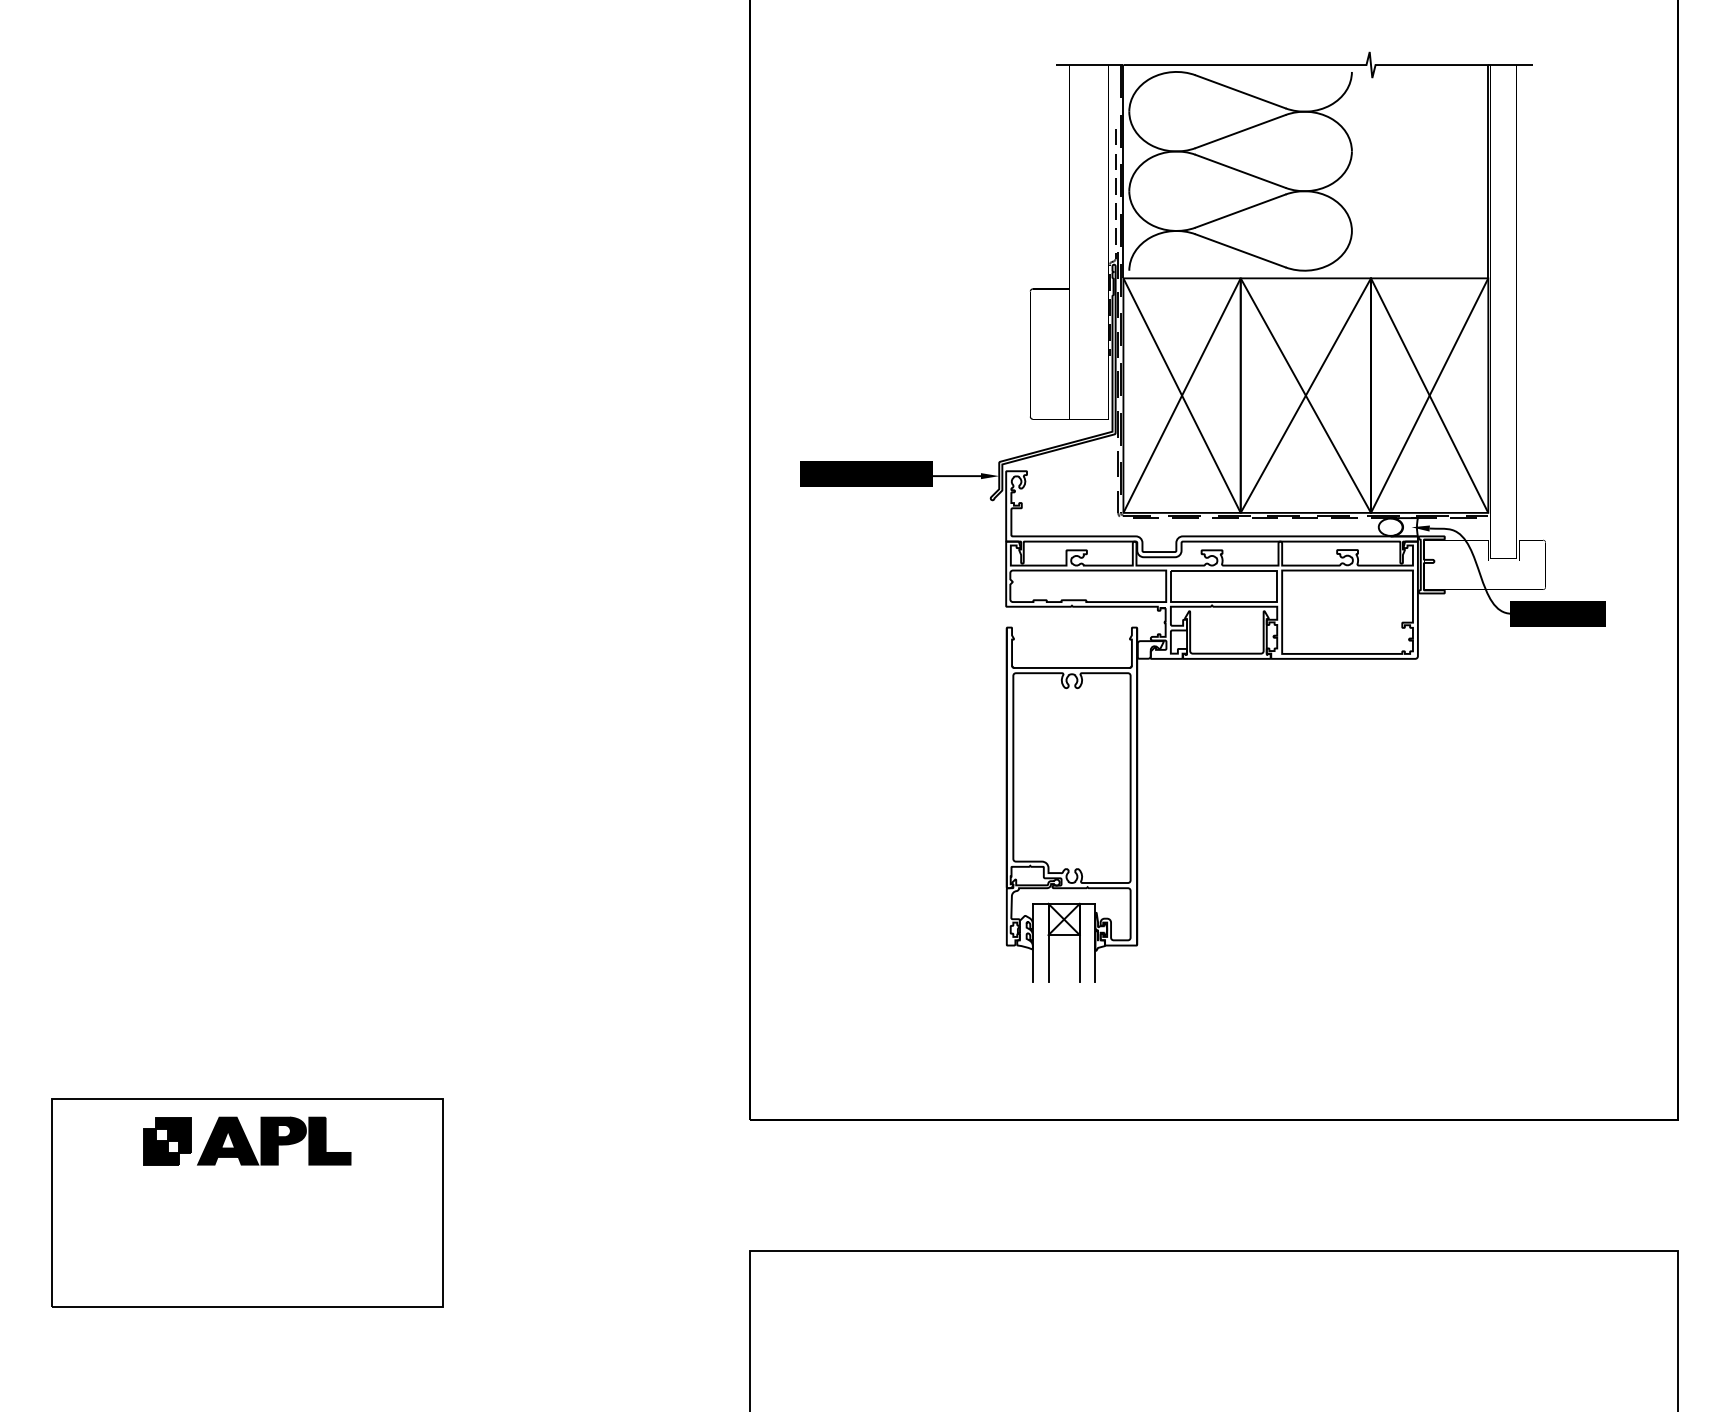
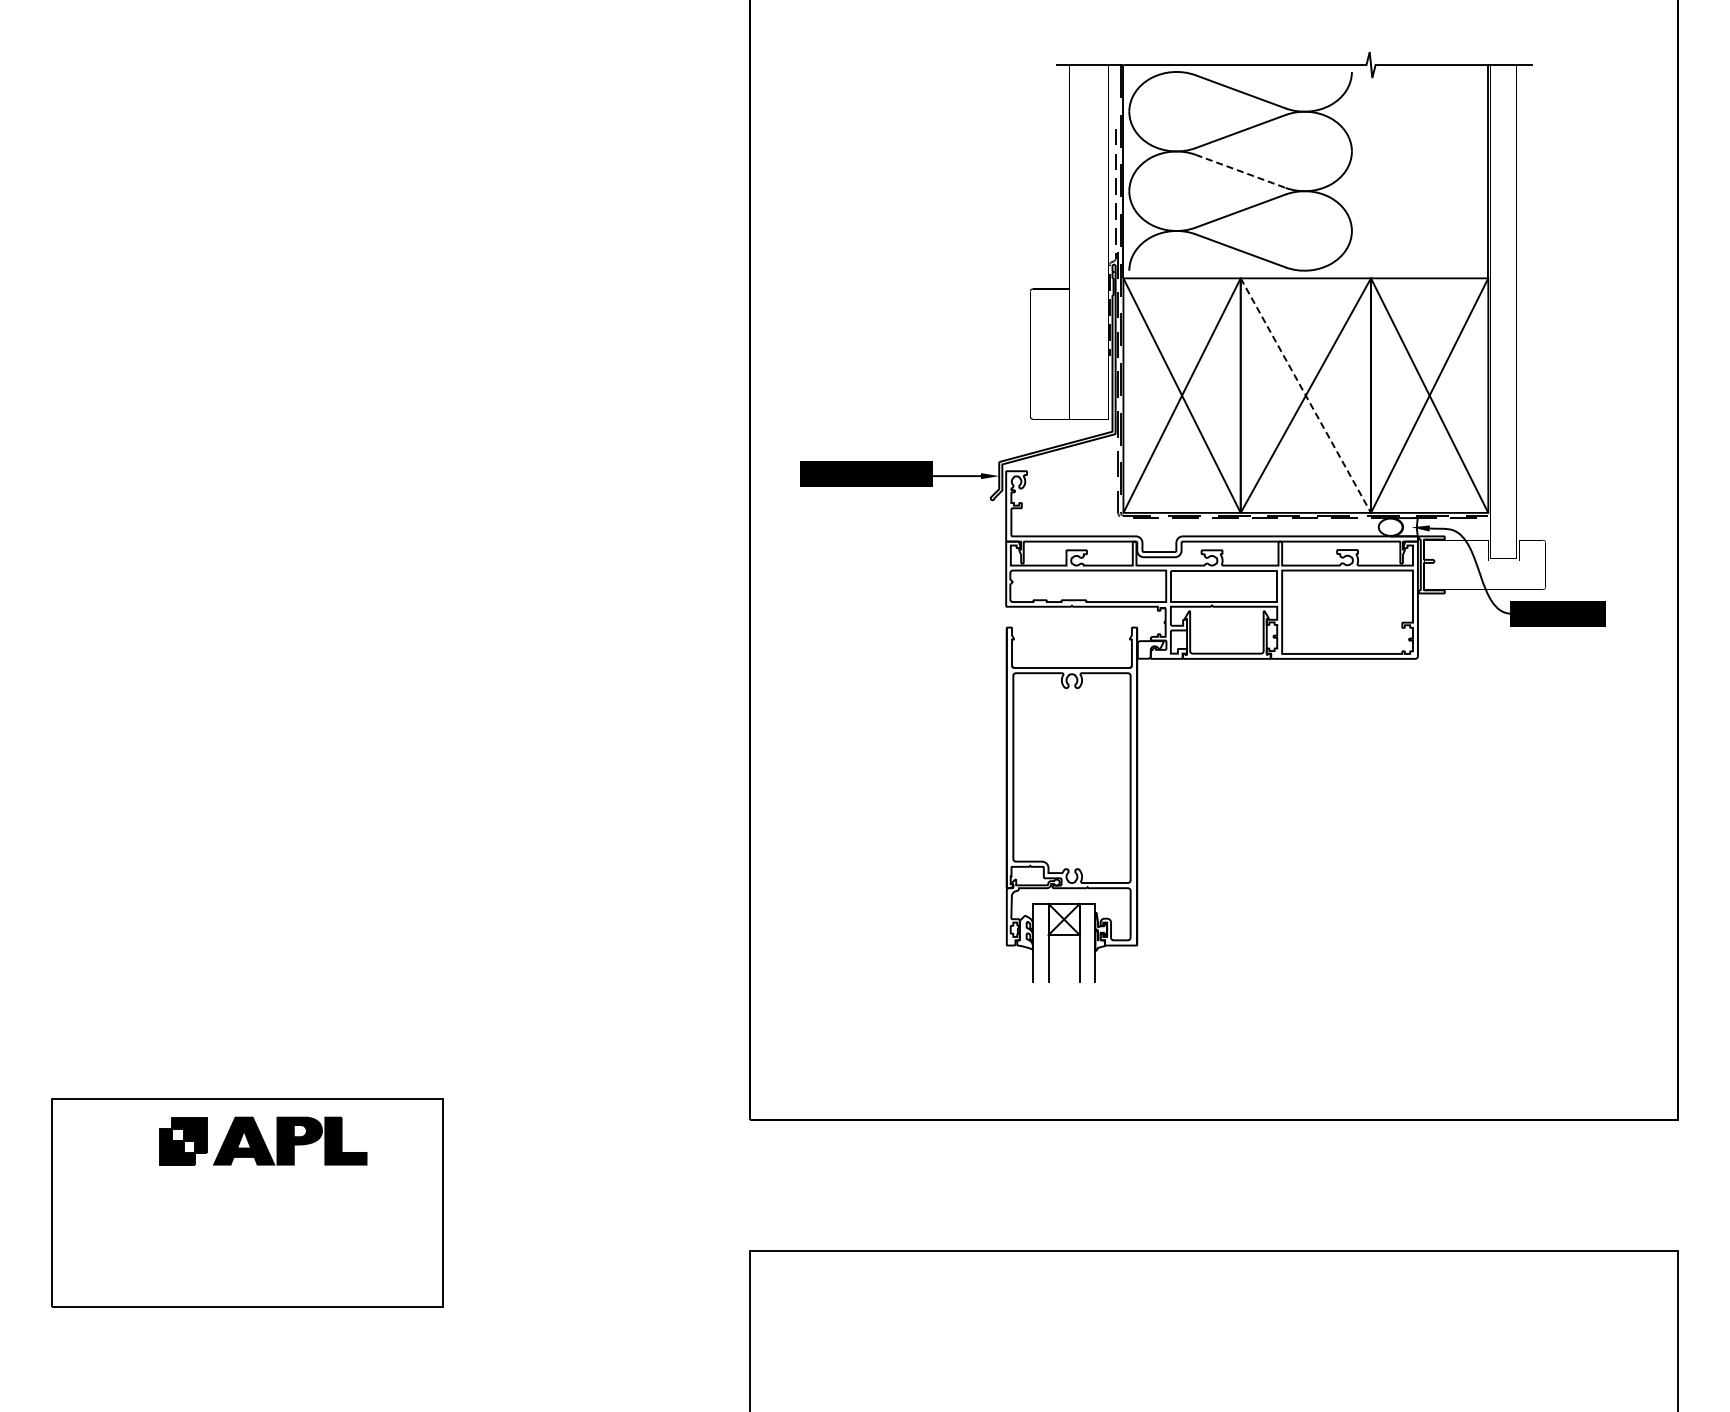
line: solid -> dashed (1240, 171)
line: solid -> dashed (1306, 396)
part position: (247, 1140) -> (263, 1140) (263, 1140)
